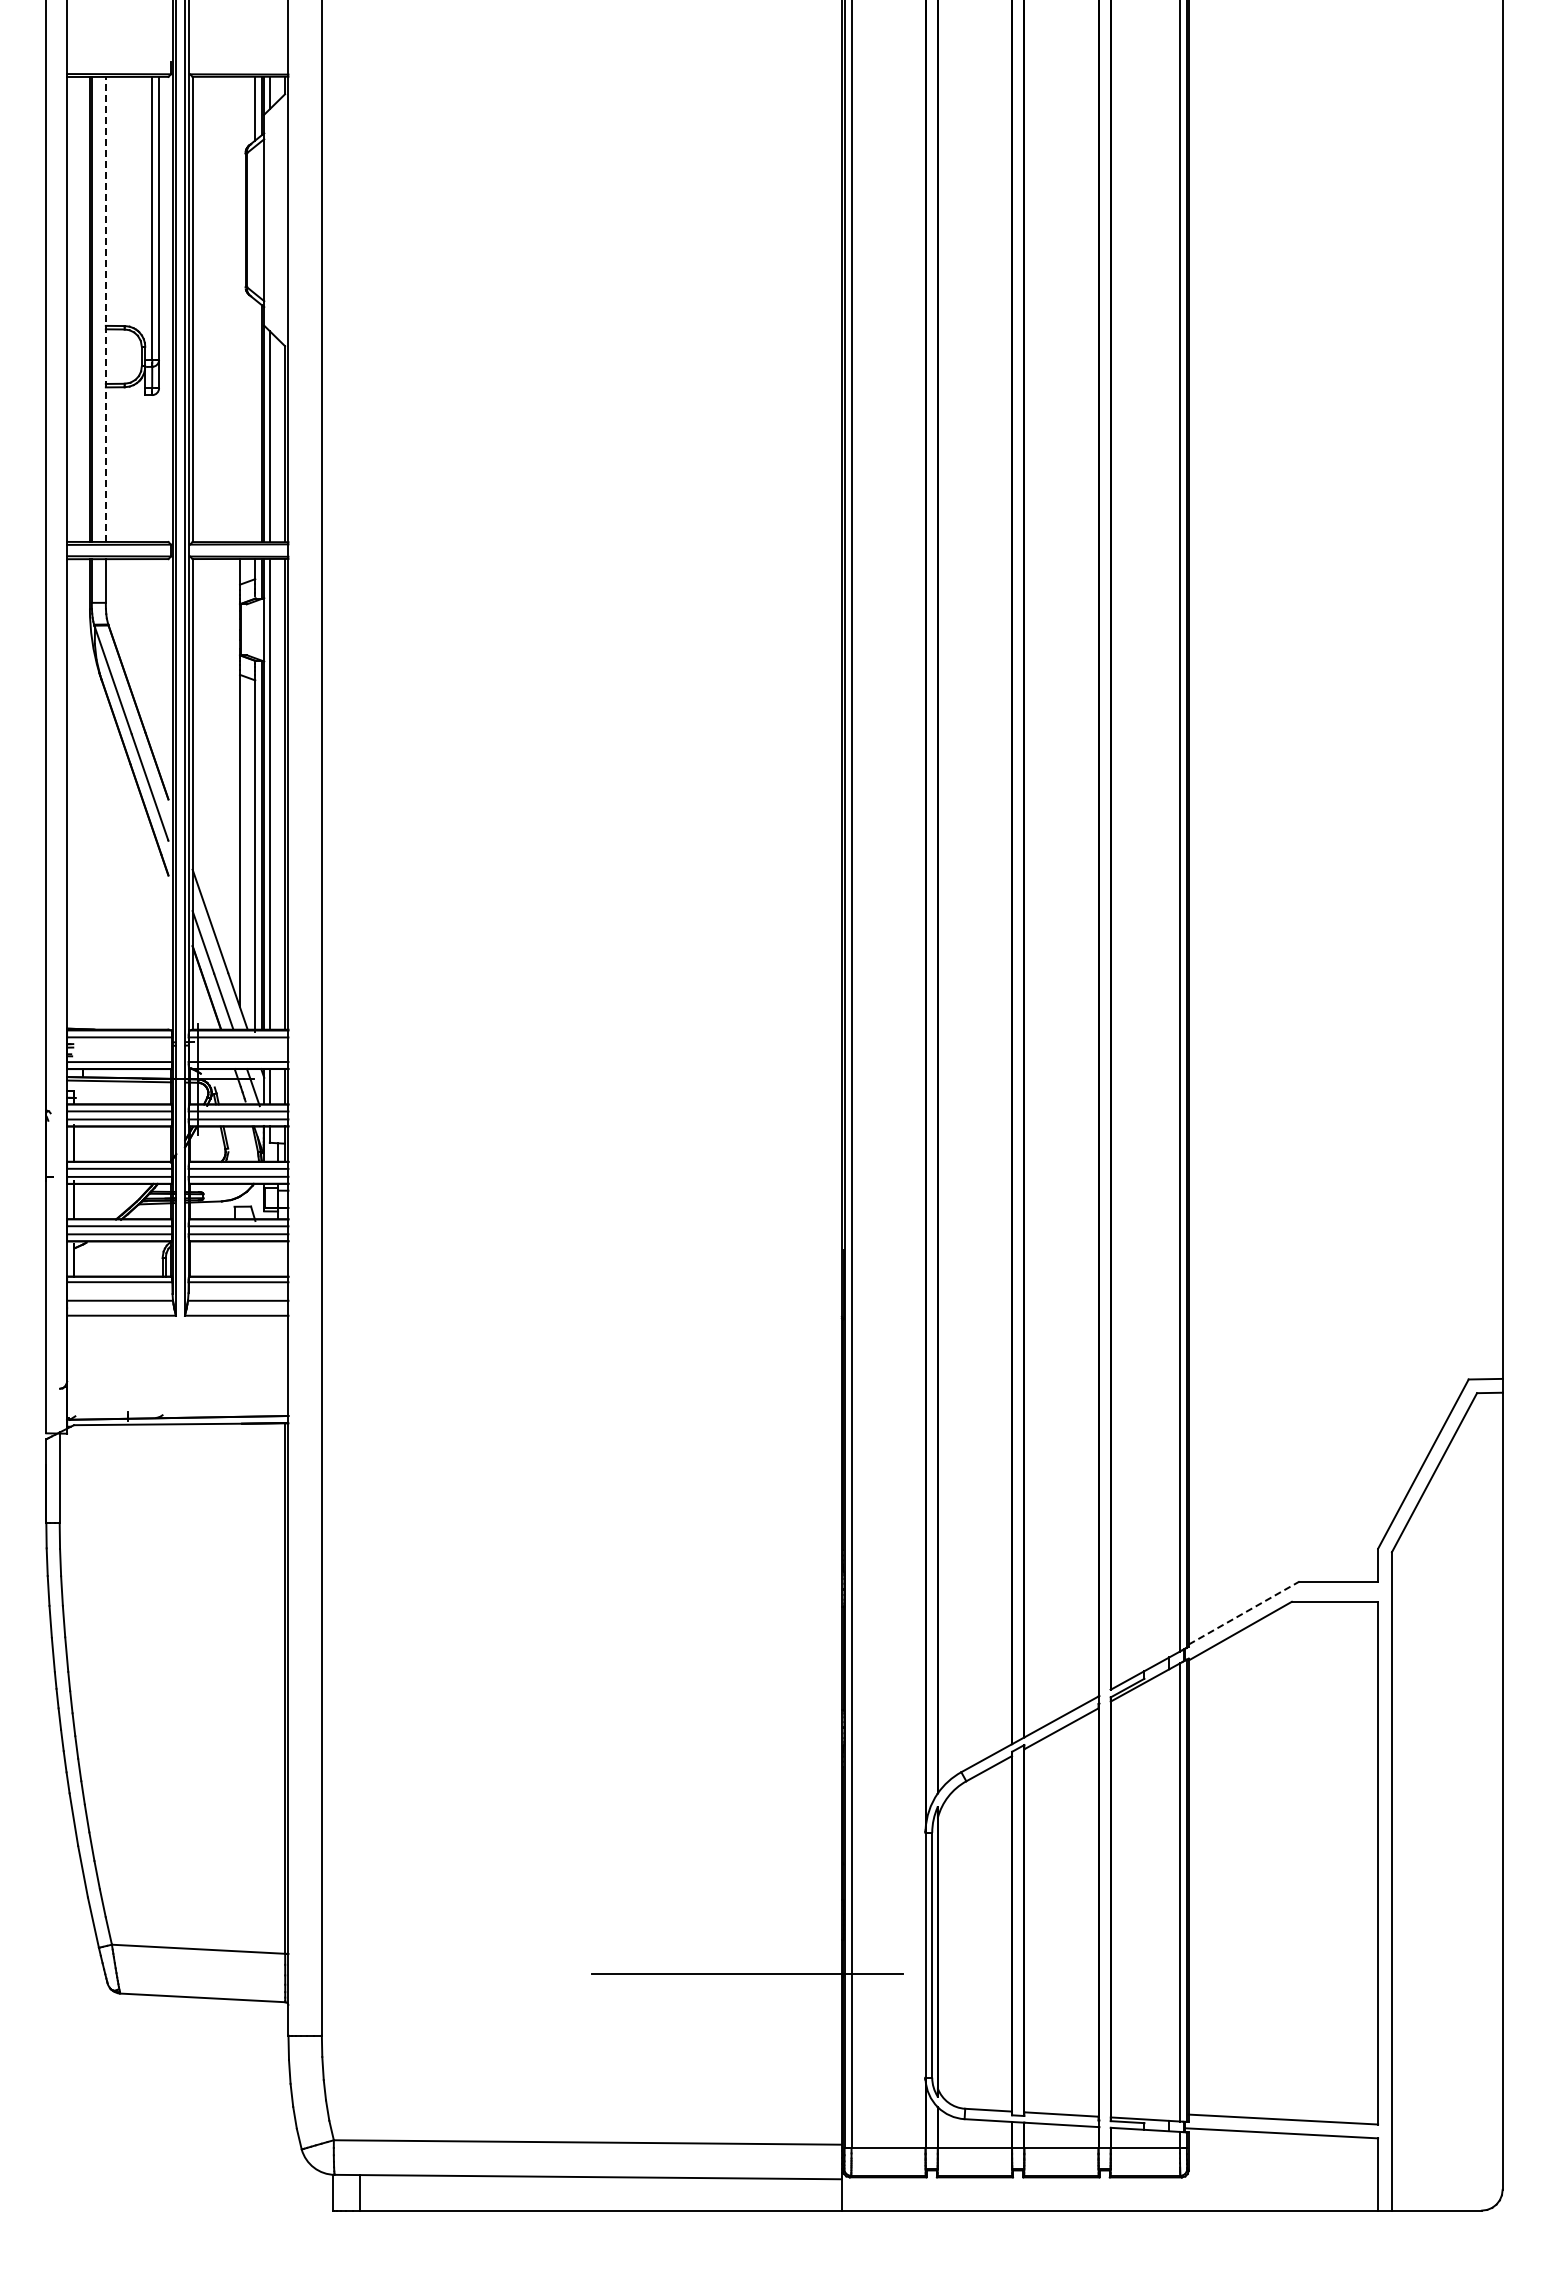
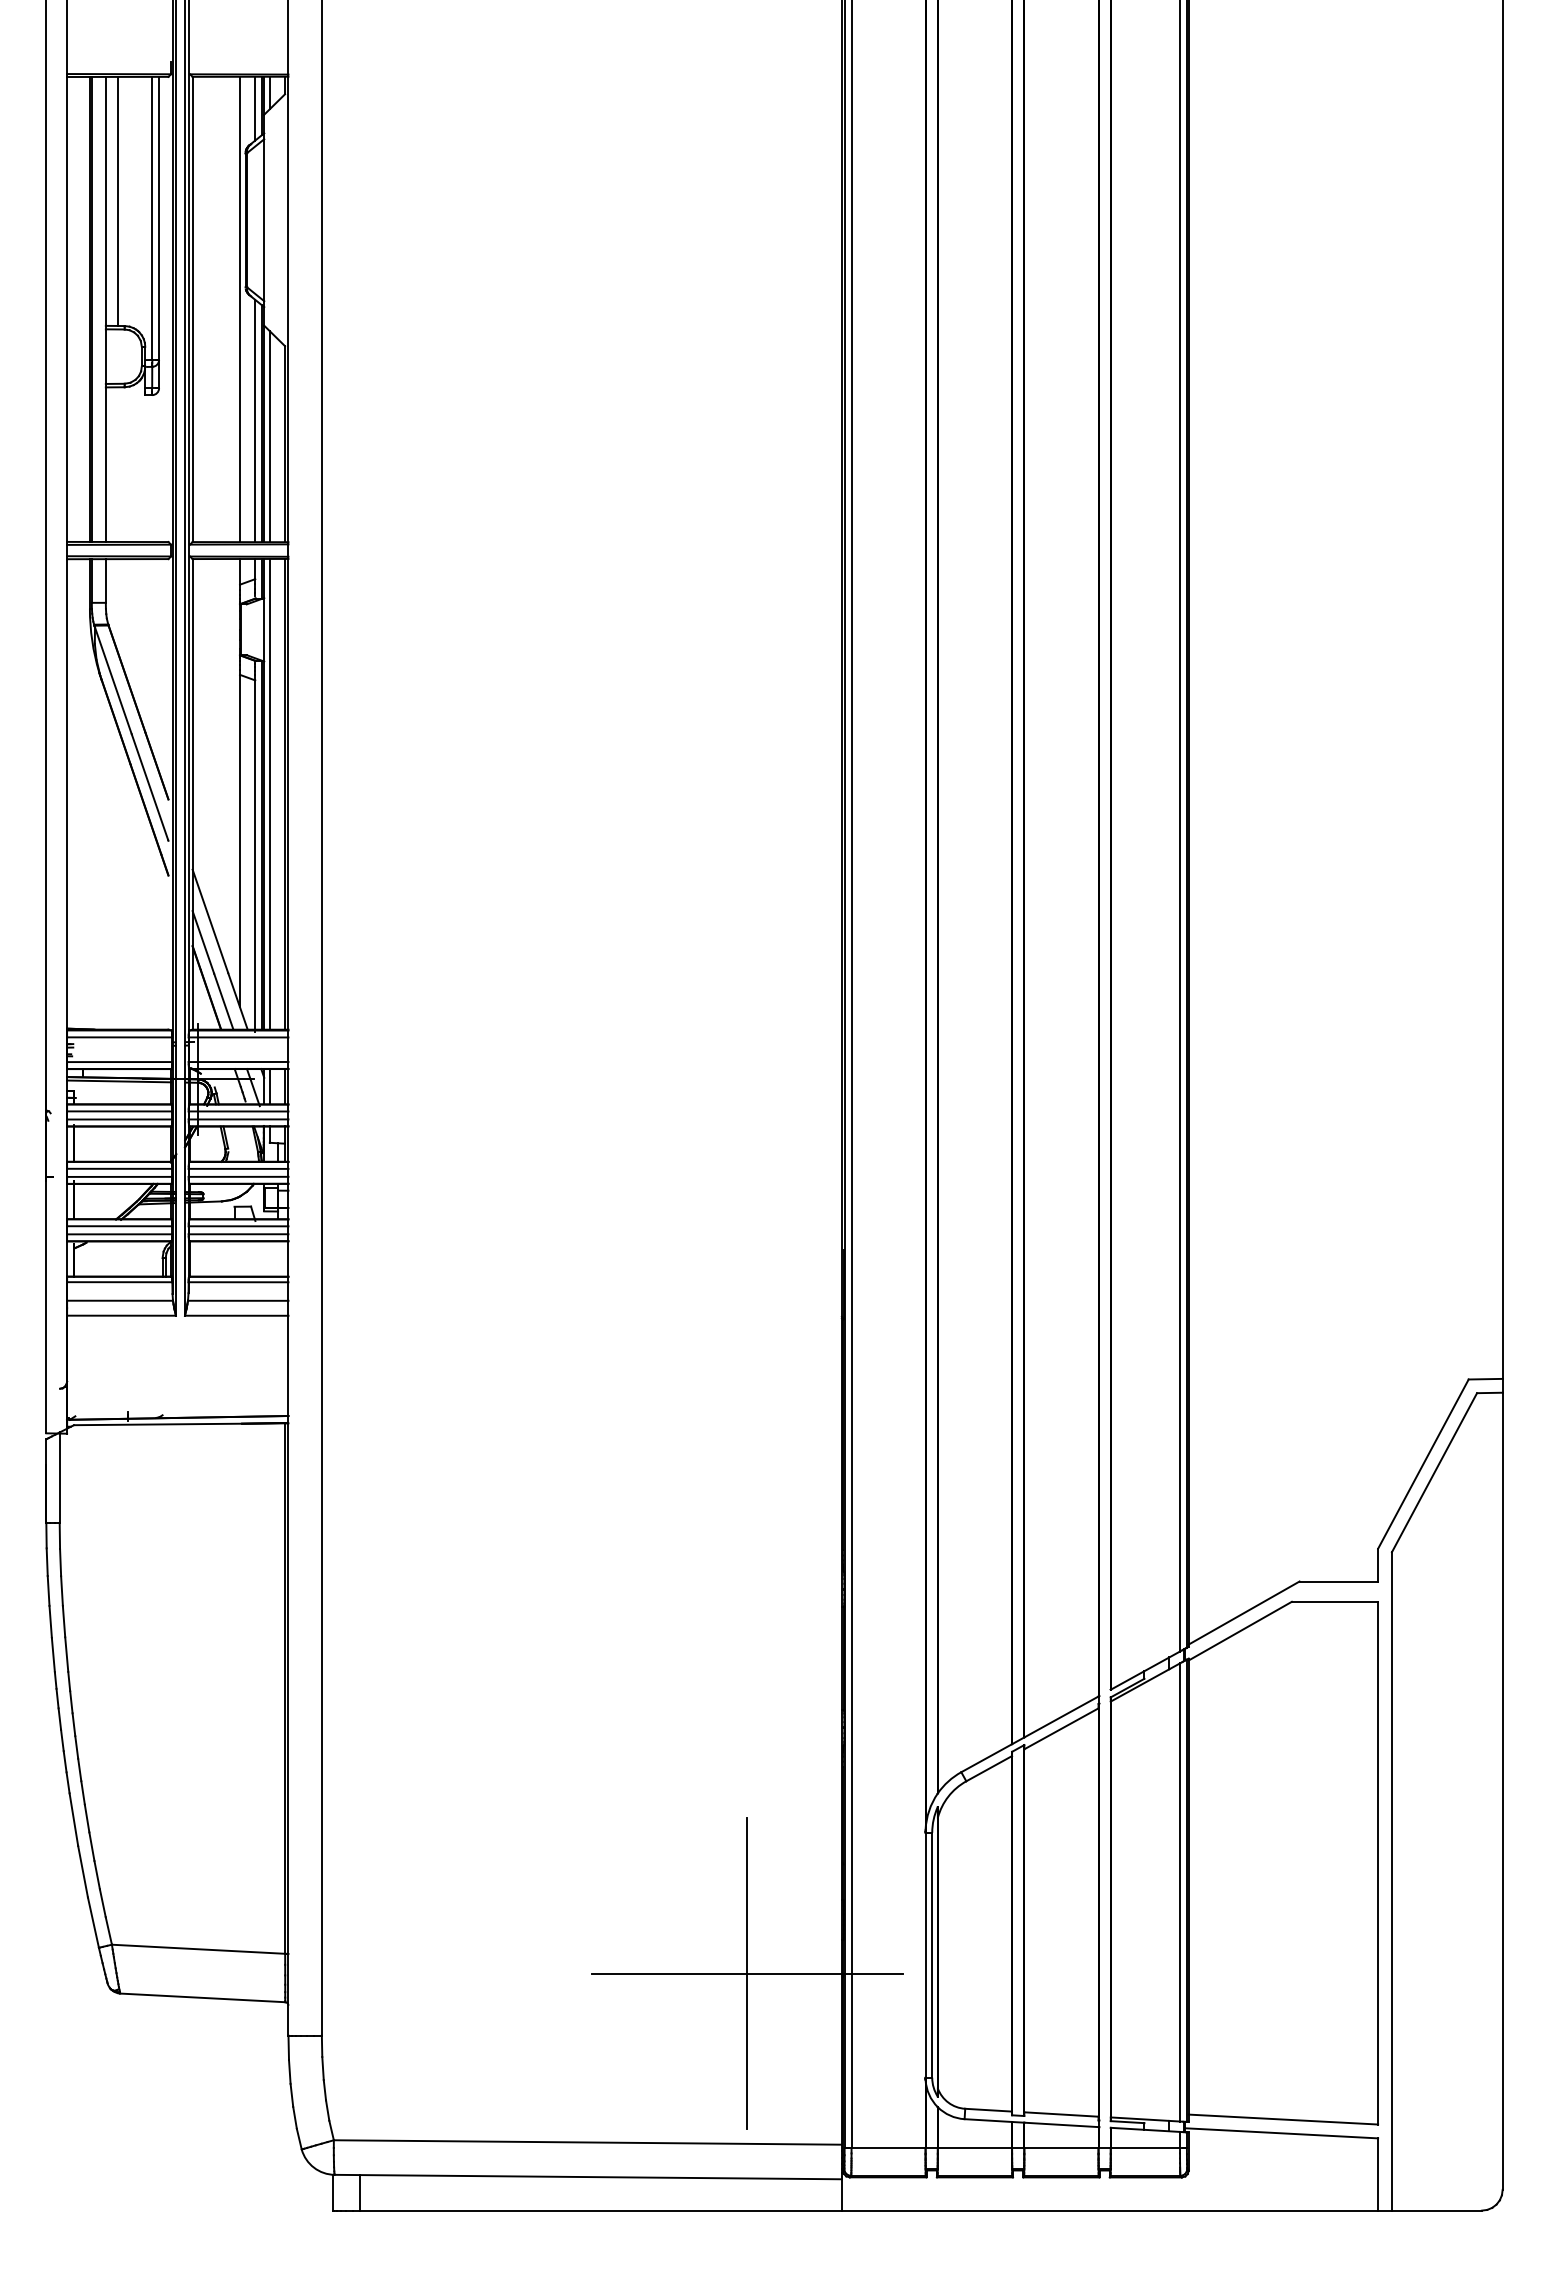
line: none -> present (117, 200)
line: dashed -> solid (105, 308)
line: none -> present (240, 309)
line: none -> present (255, 420)
line: dashed -> solid (1244, 1613)
line: none -> present (747, 1973)
